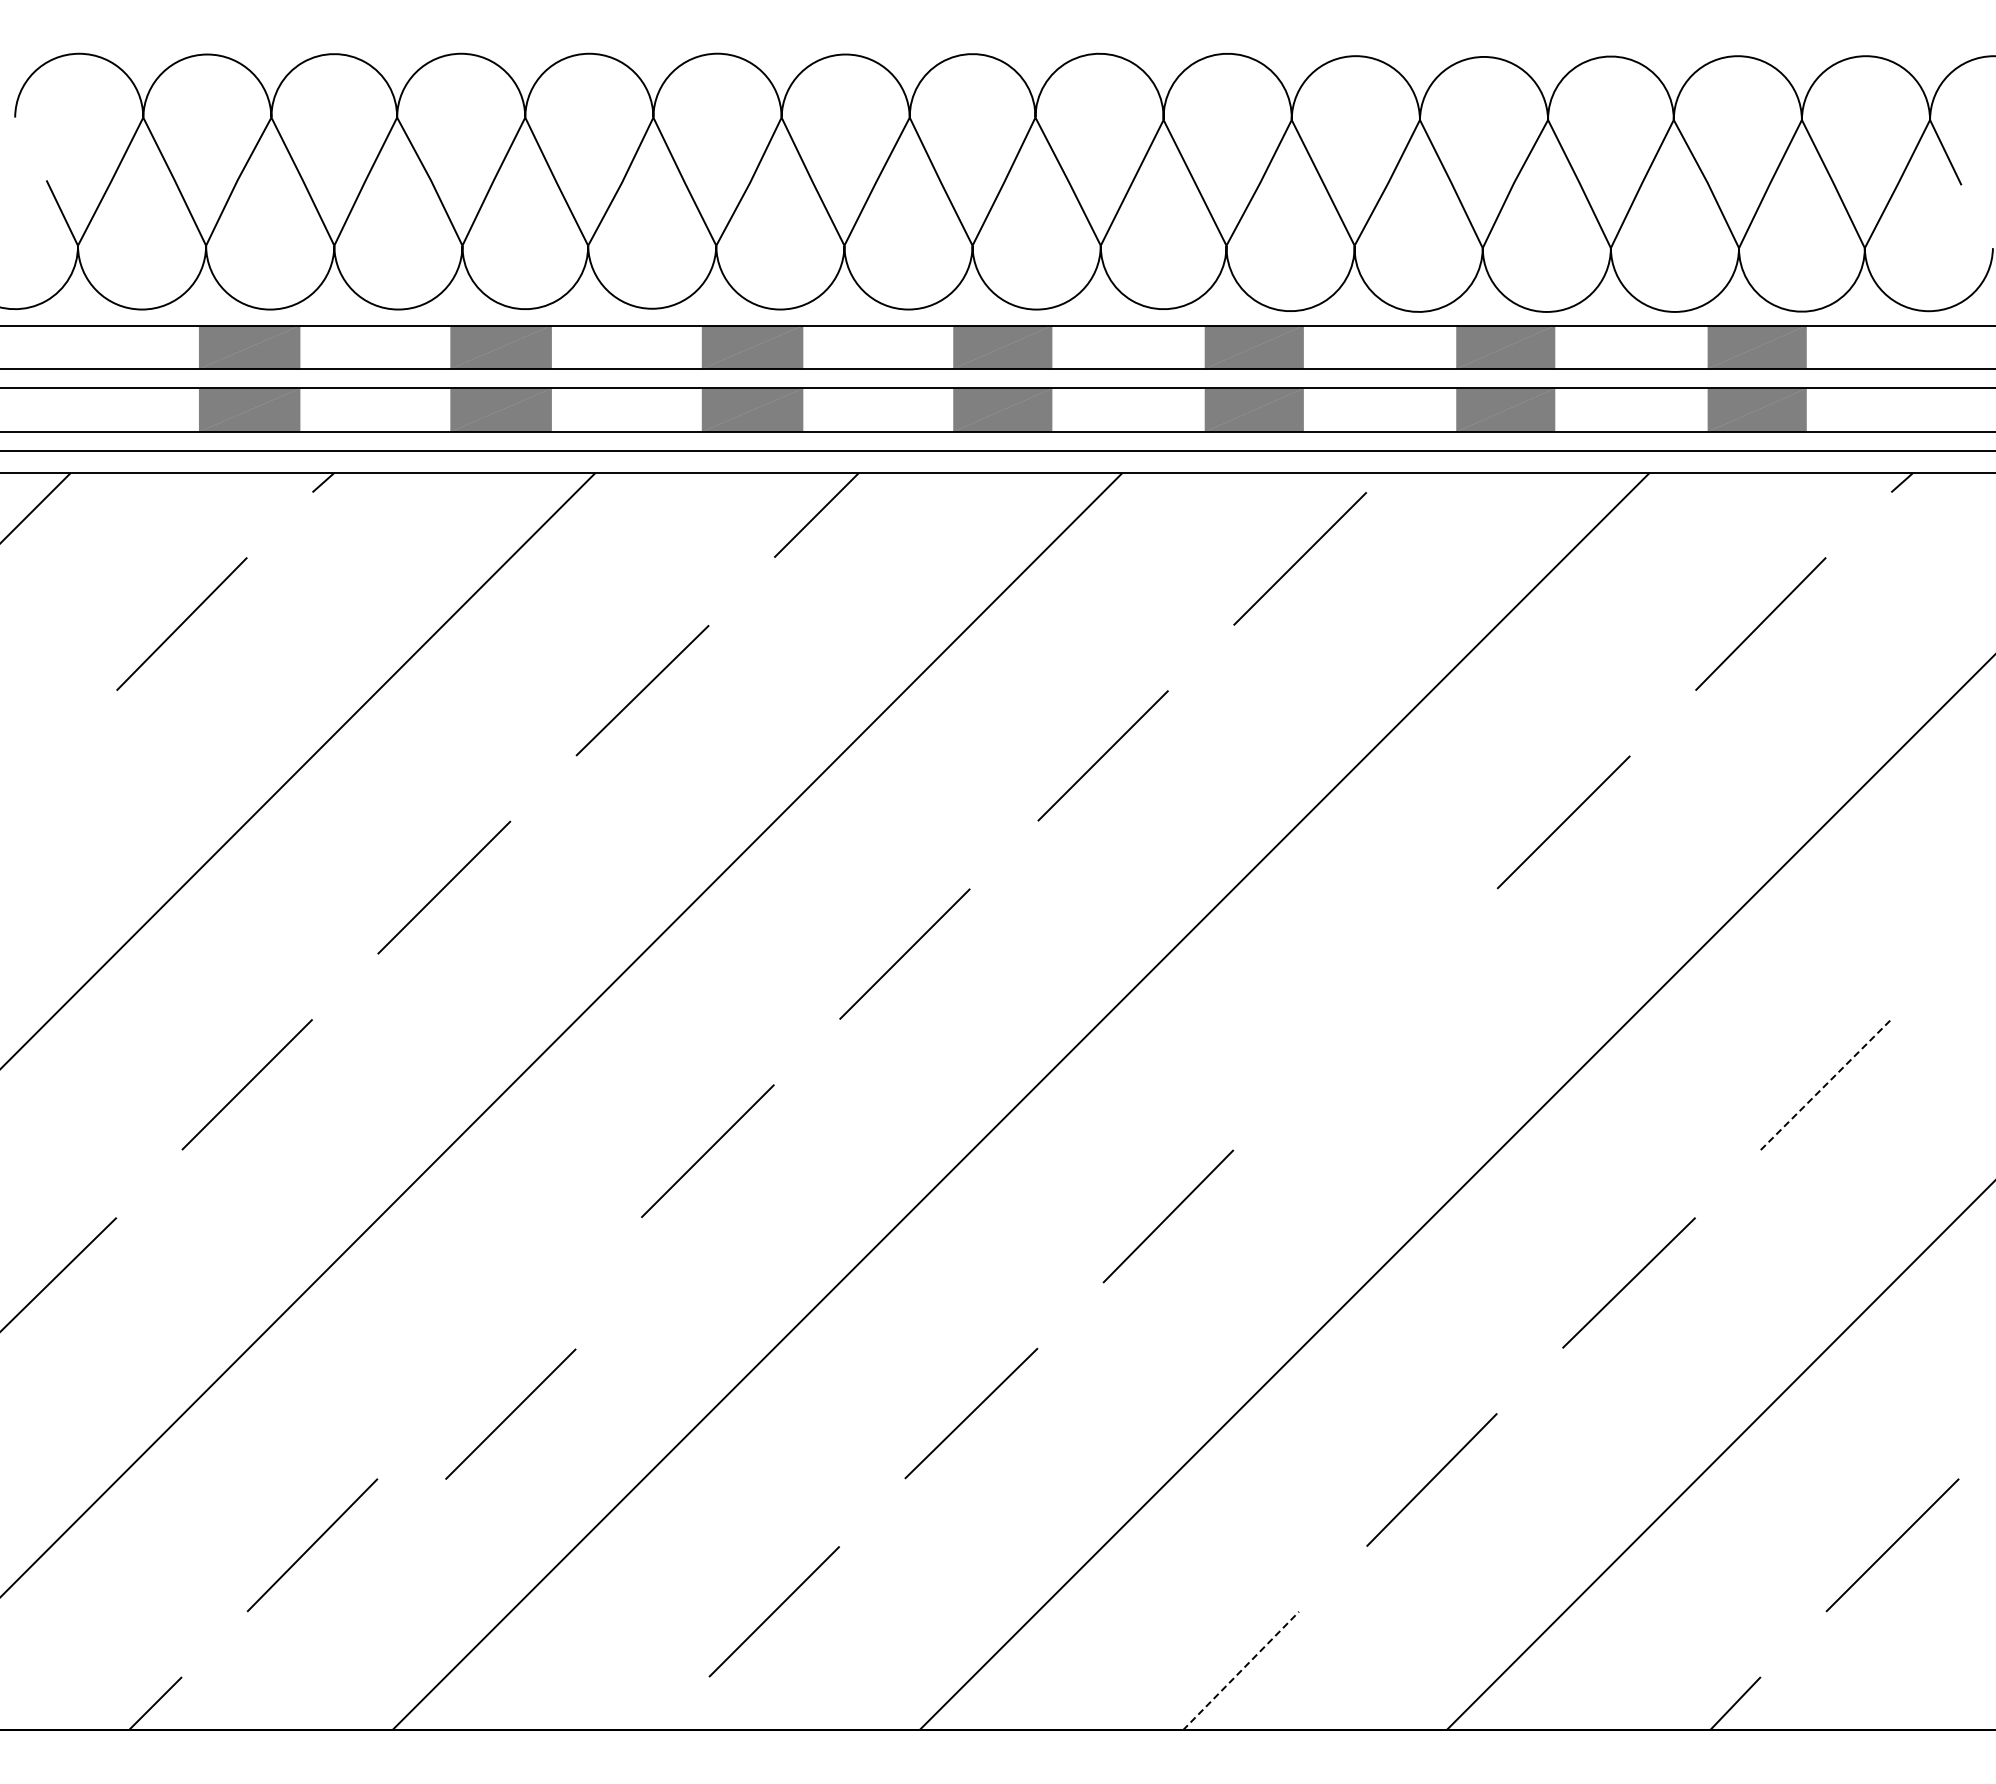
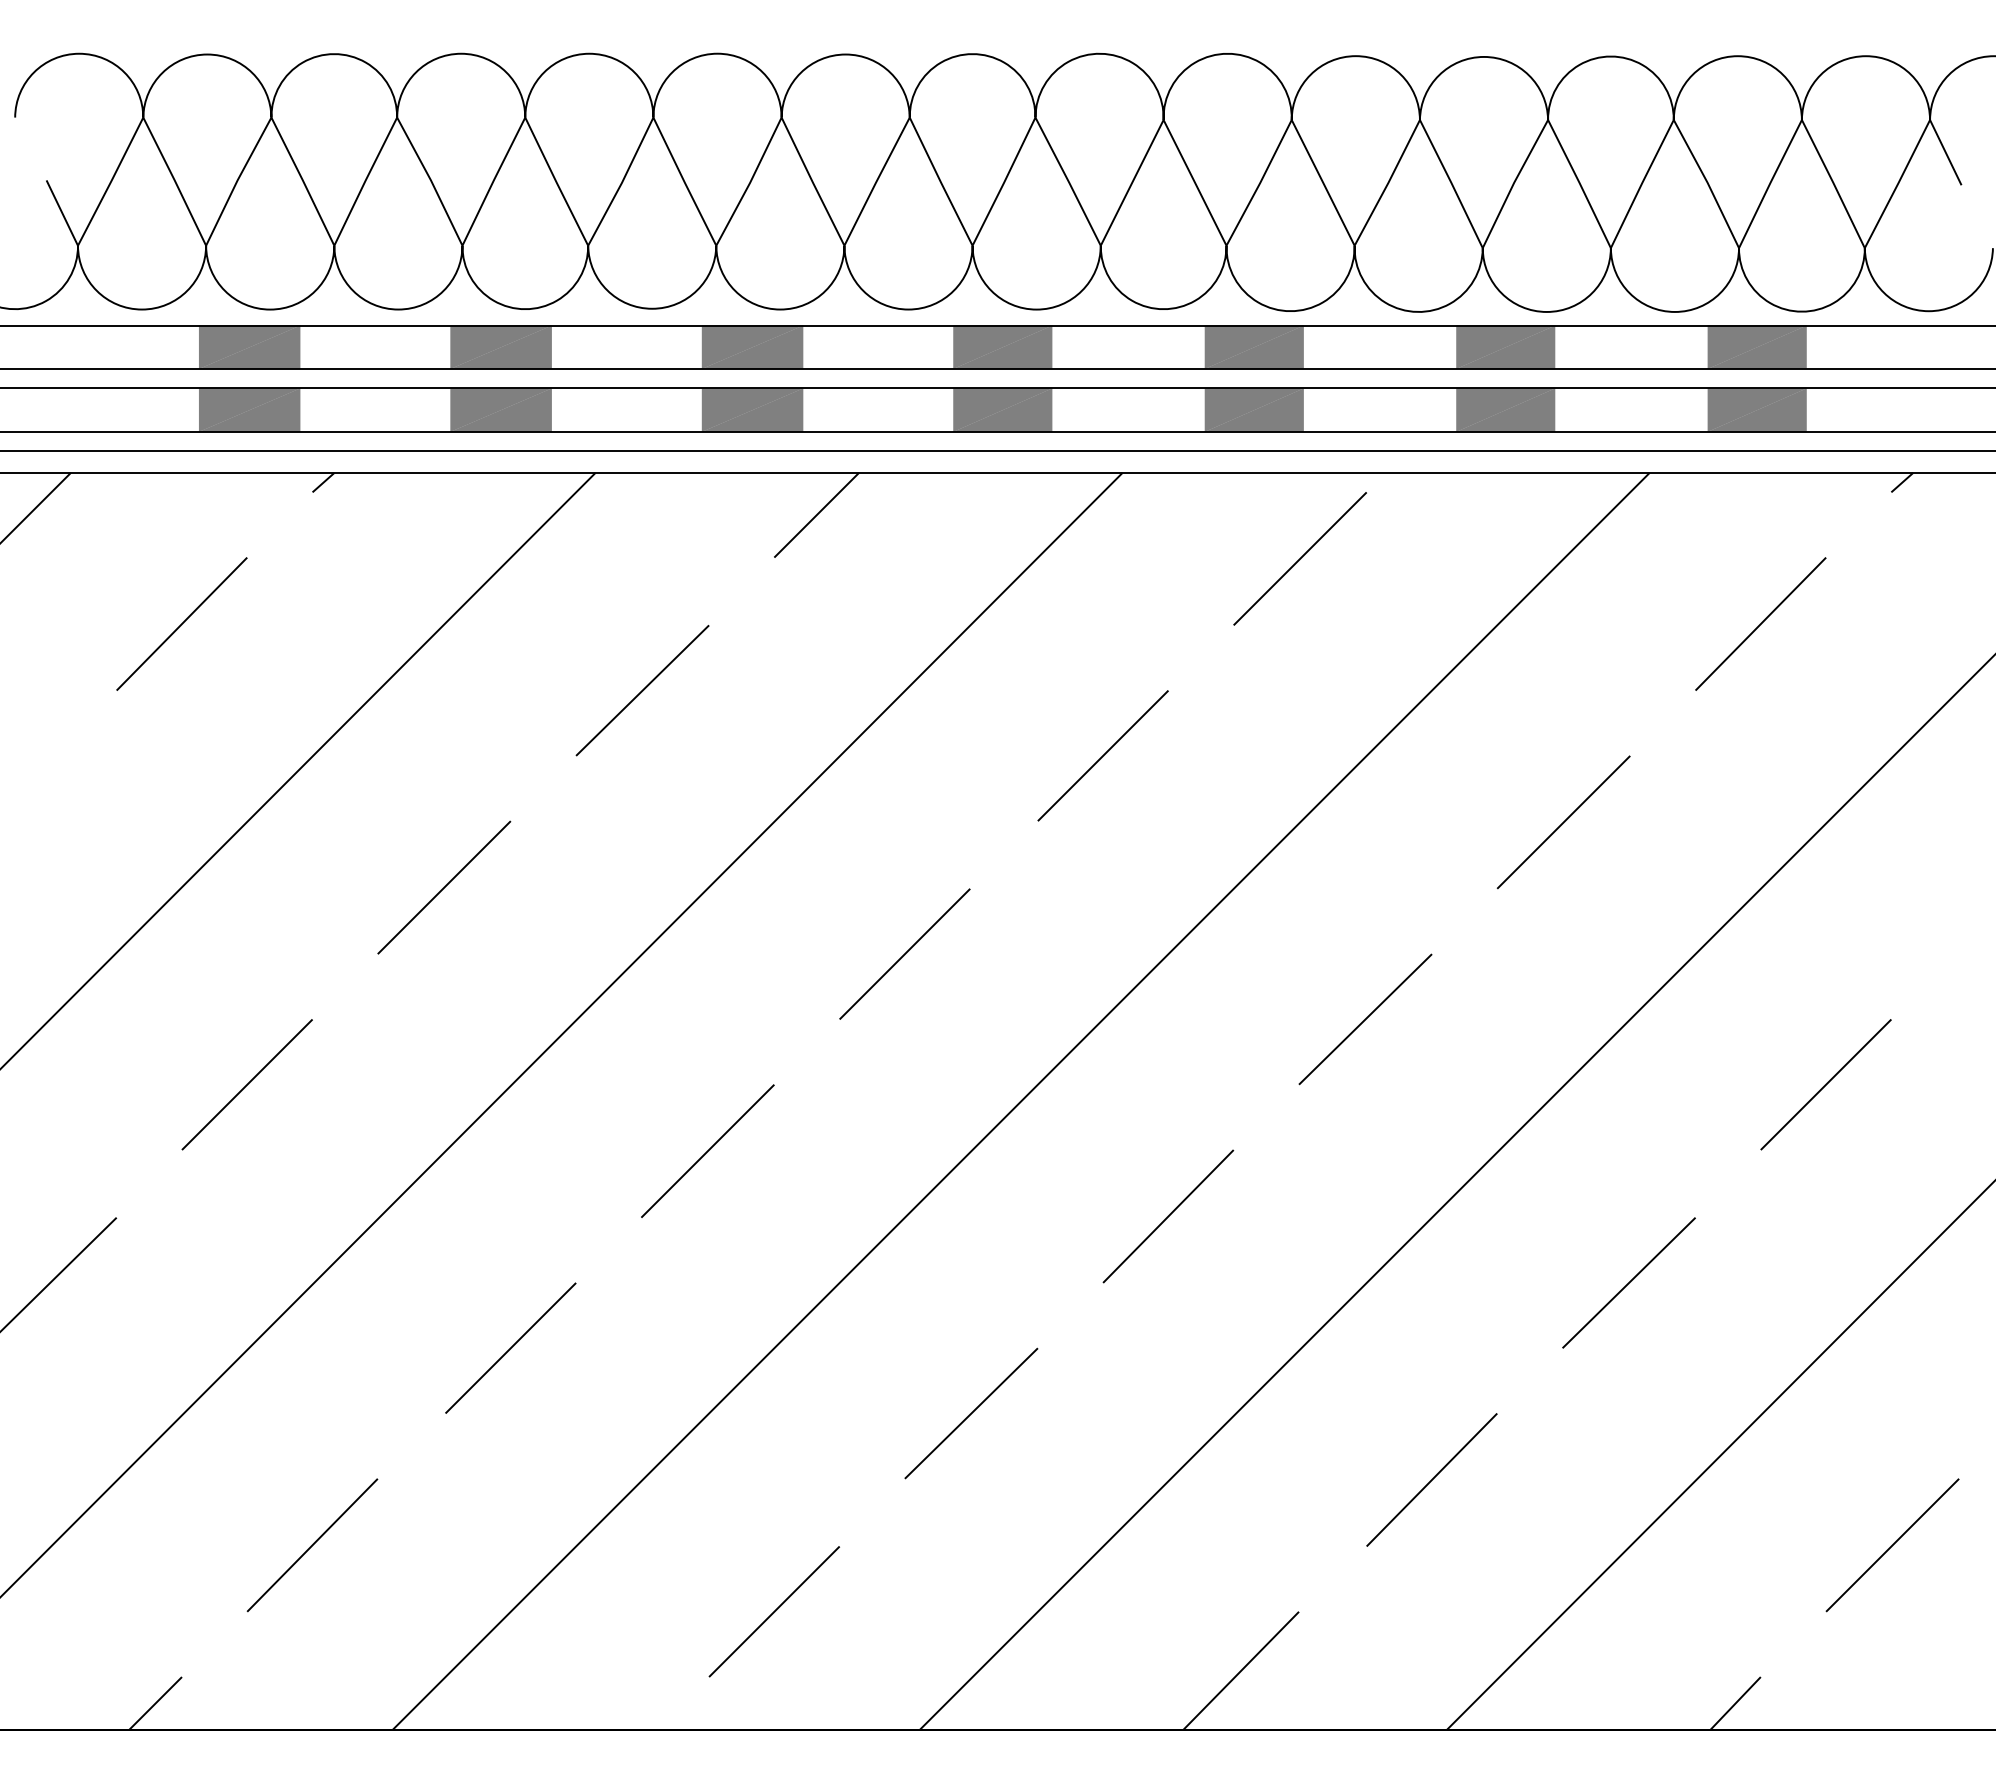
line: none -> present (1365, 1019)
line: dashed -> solid (1826, 1084)
line position: (510, 1413) -> (510, 1347) (510, 1347)
line: dashed -> solid (1240, 1671)
